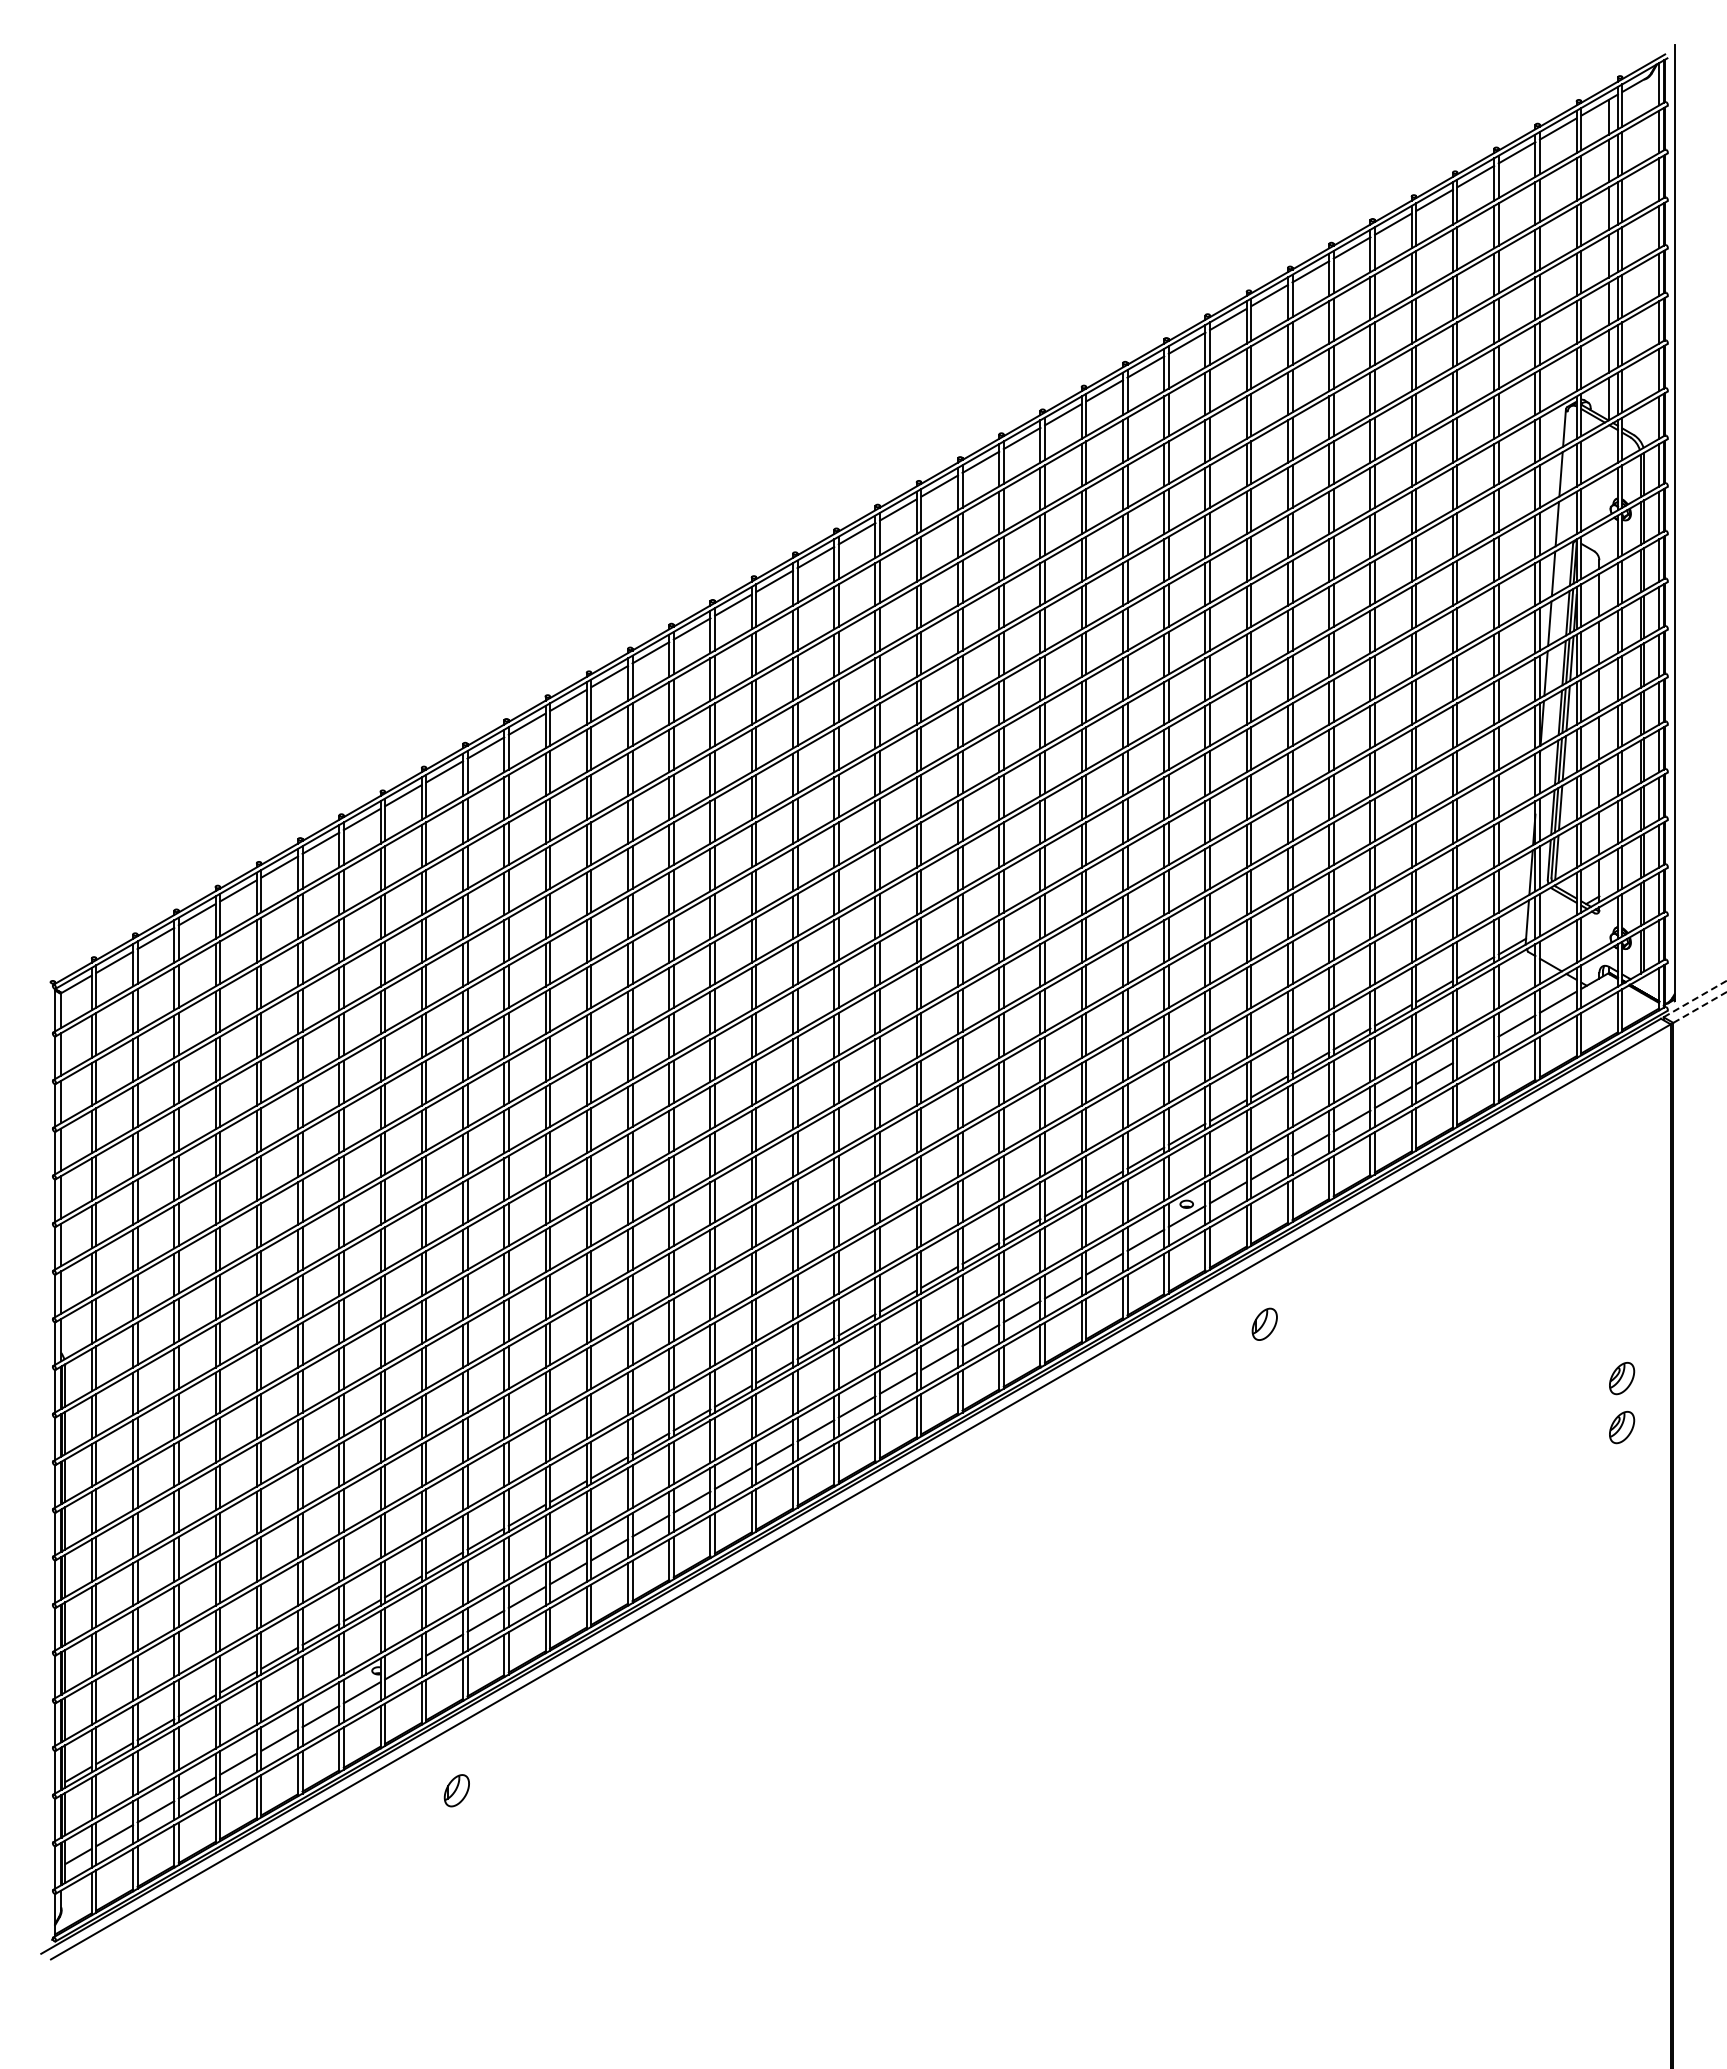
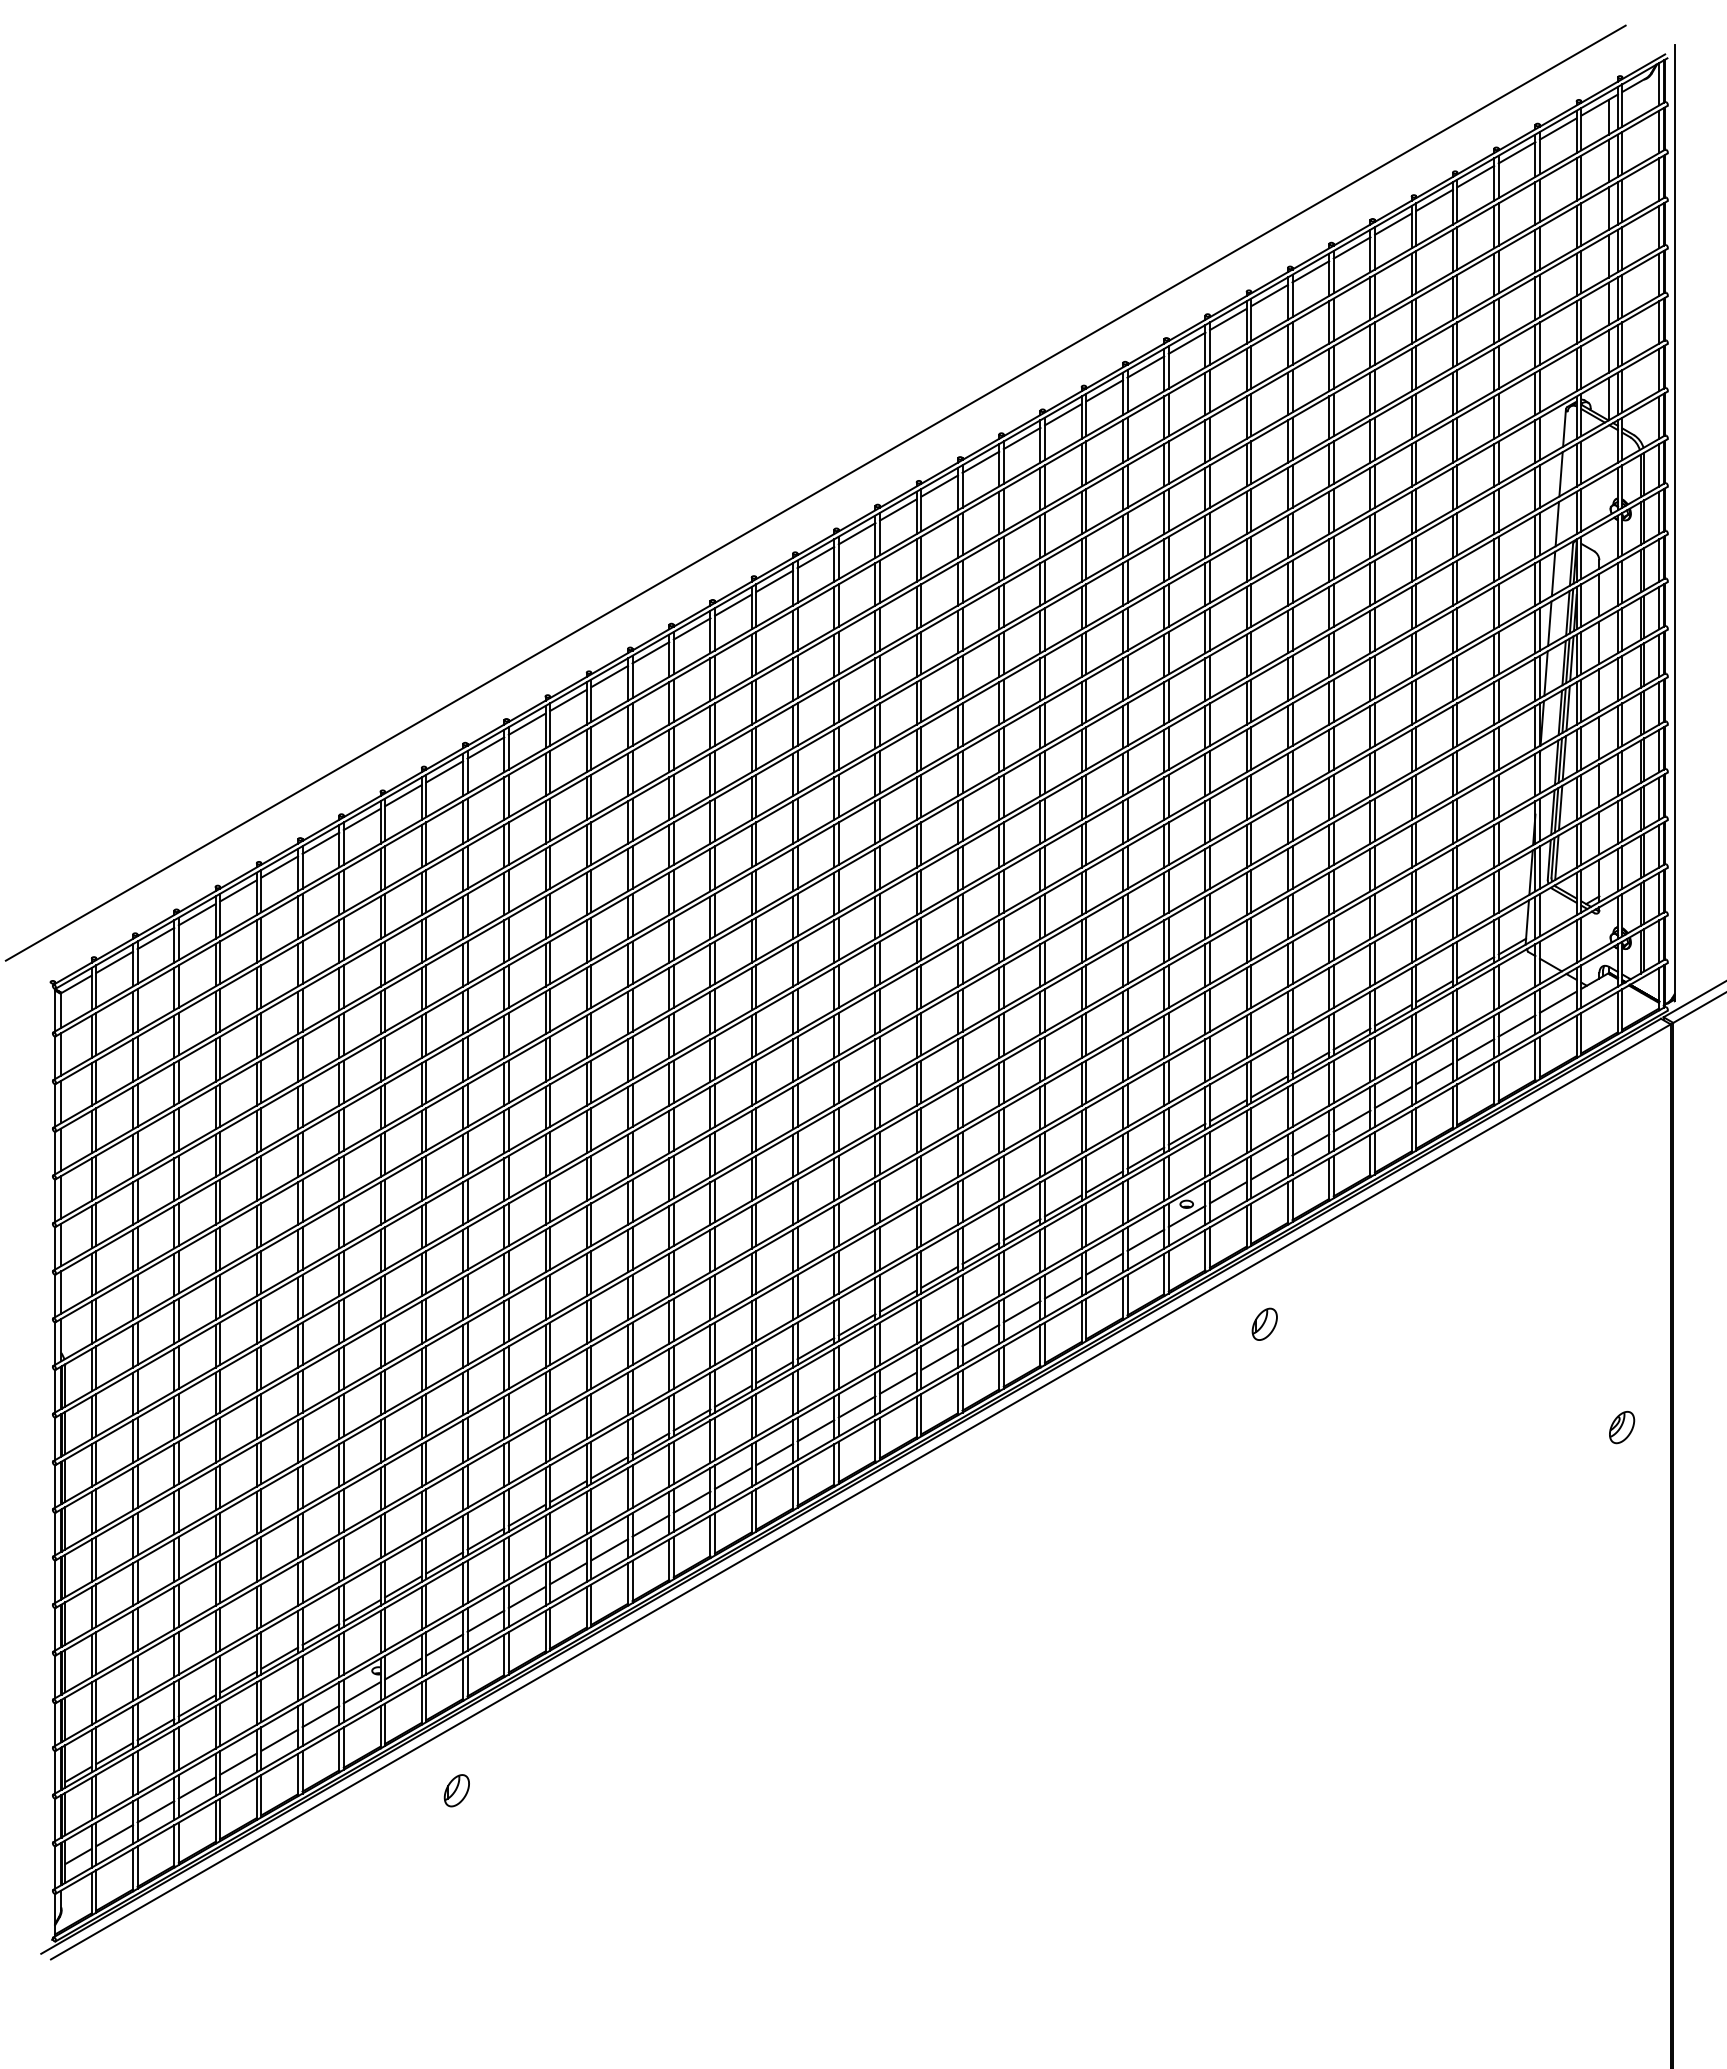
line: none -> present (815, 492)
line: dashed -> solid (1695, 998)
line: dashed -> solid (1700, 1007)
line: none -> present (1475, 1049)
part: present -> none (1622, 1378)
